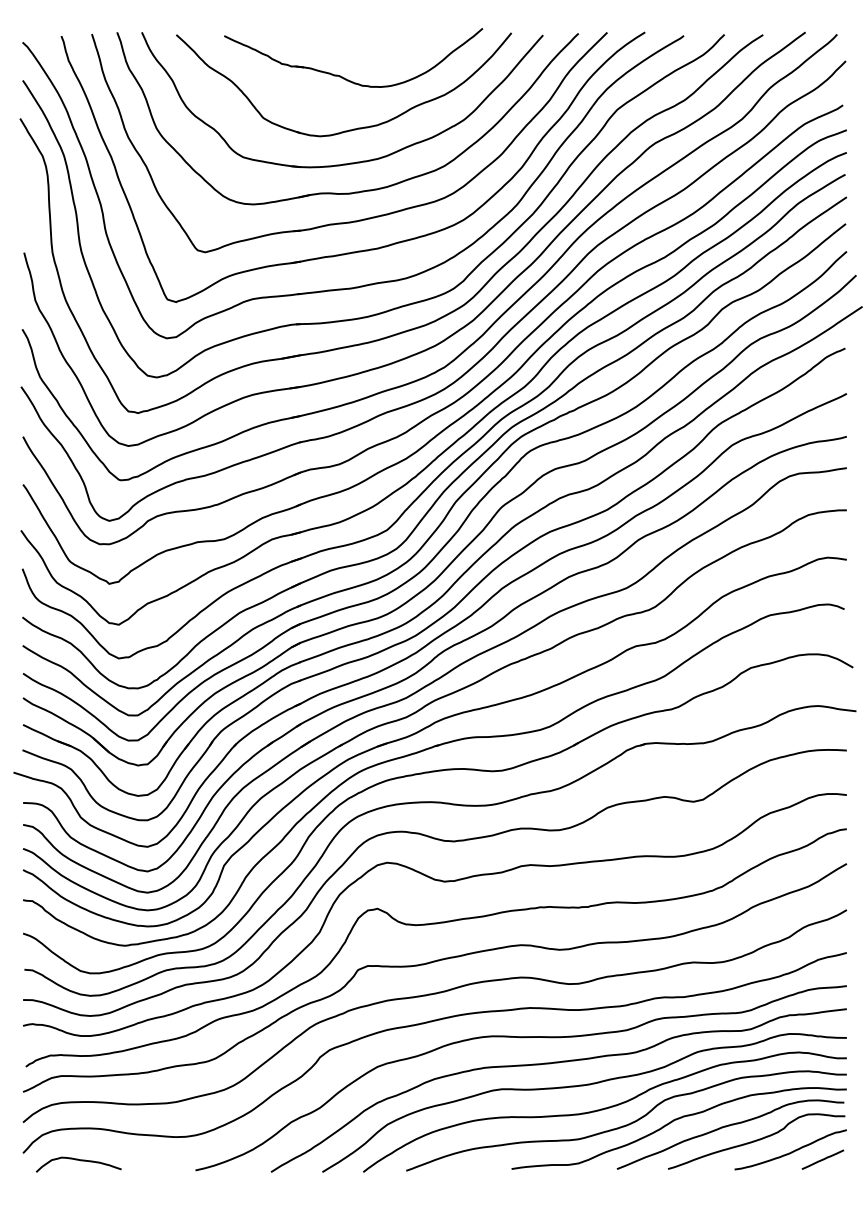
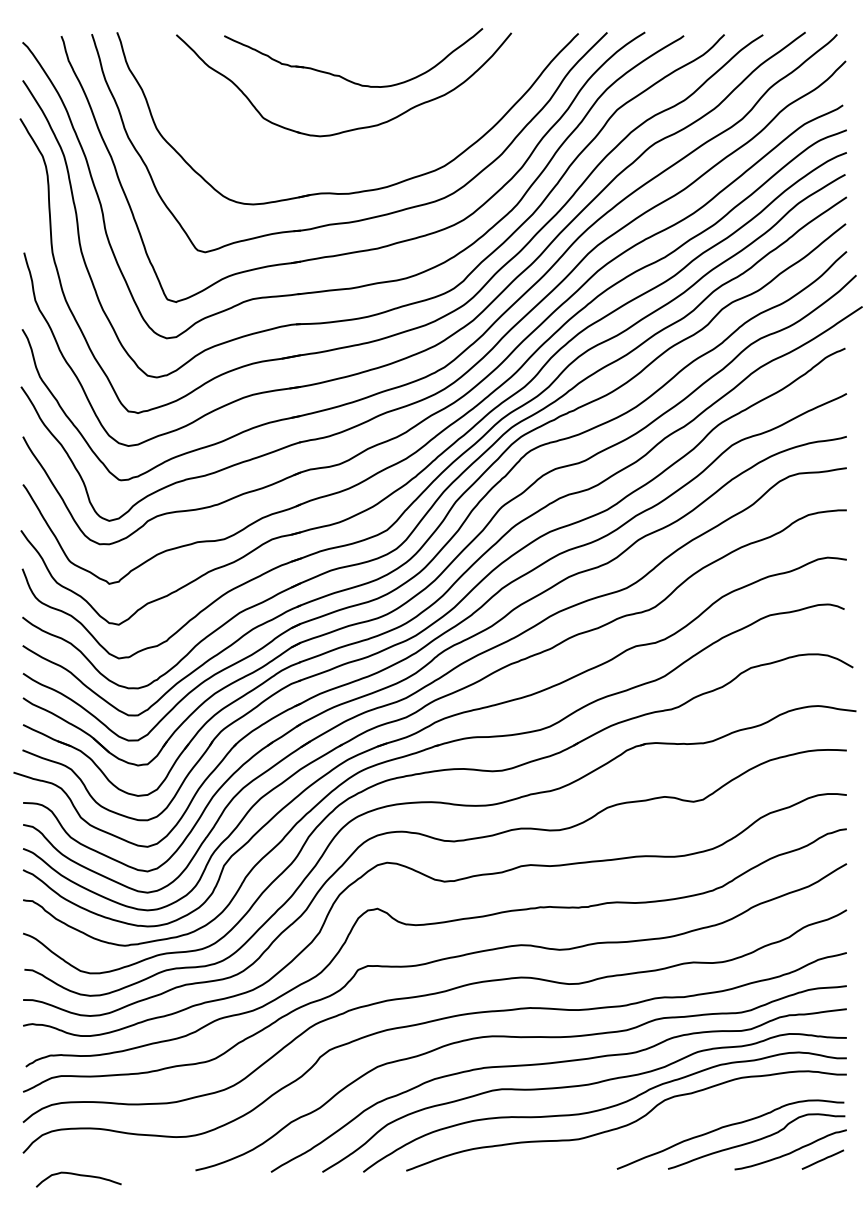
part: present -> none (350, 162)
curve: present -> none (674, 1121)
curve position: (80, 1161) -> (80, 1176) (80, 1176)
